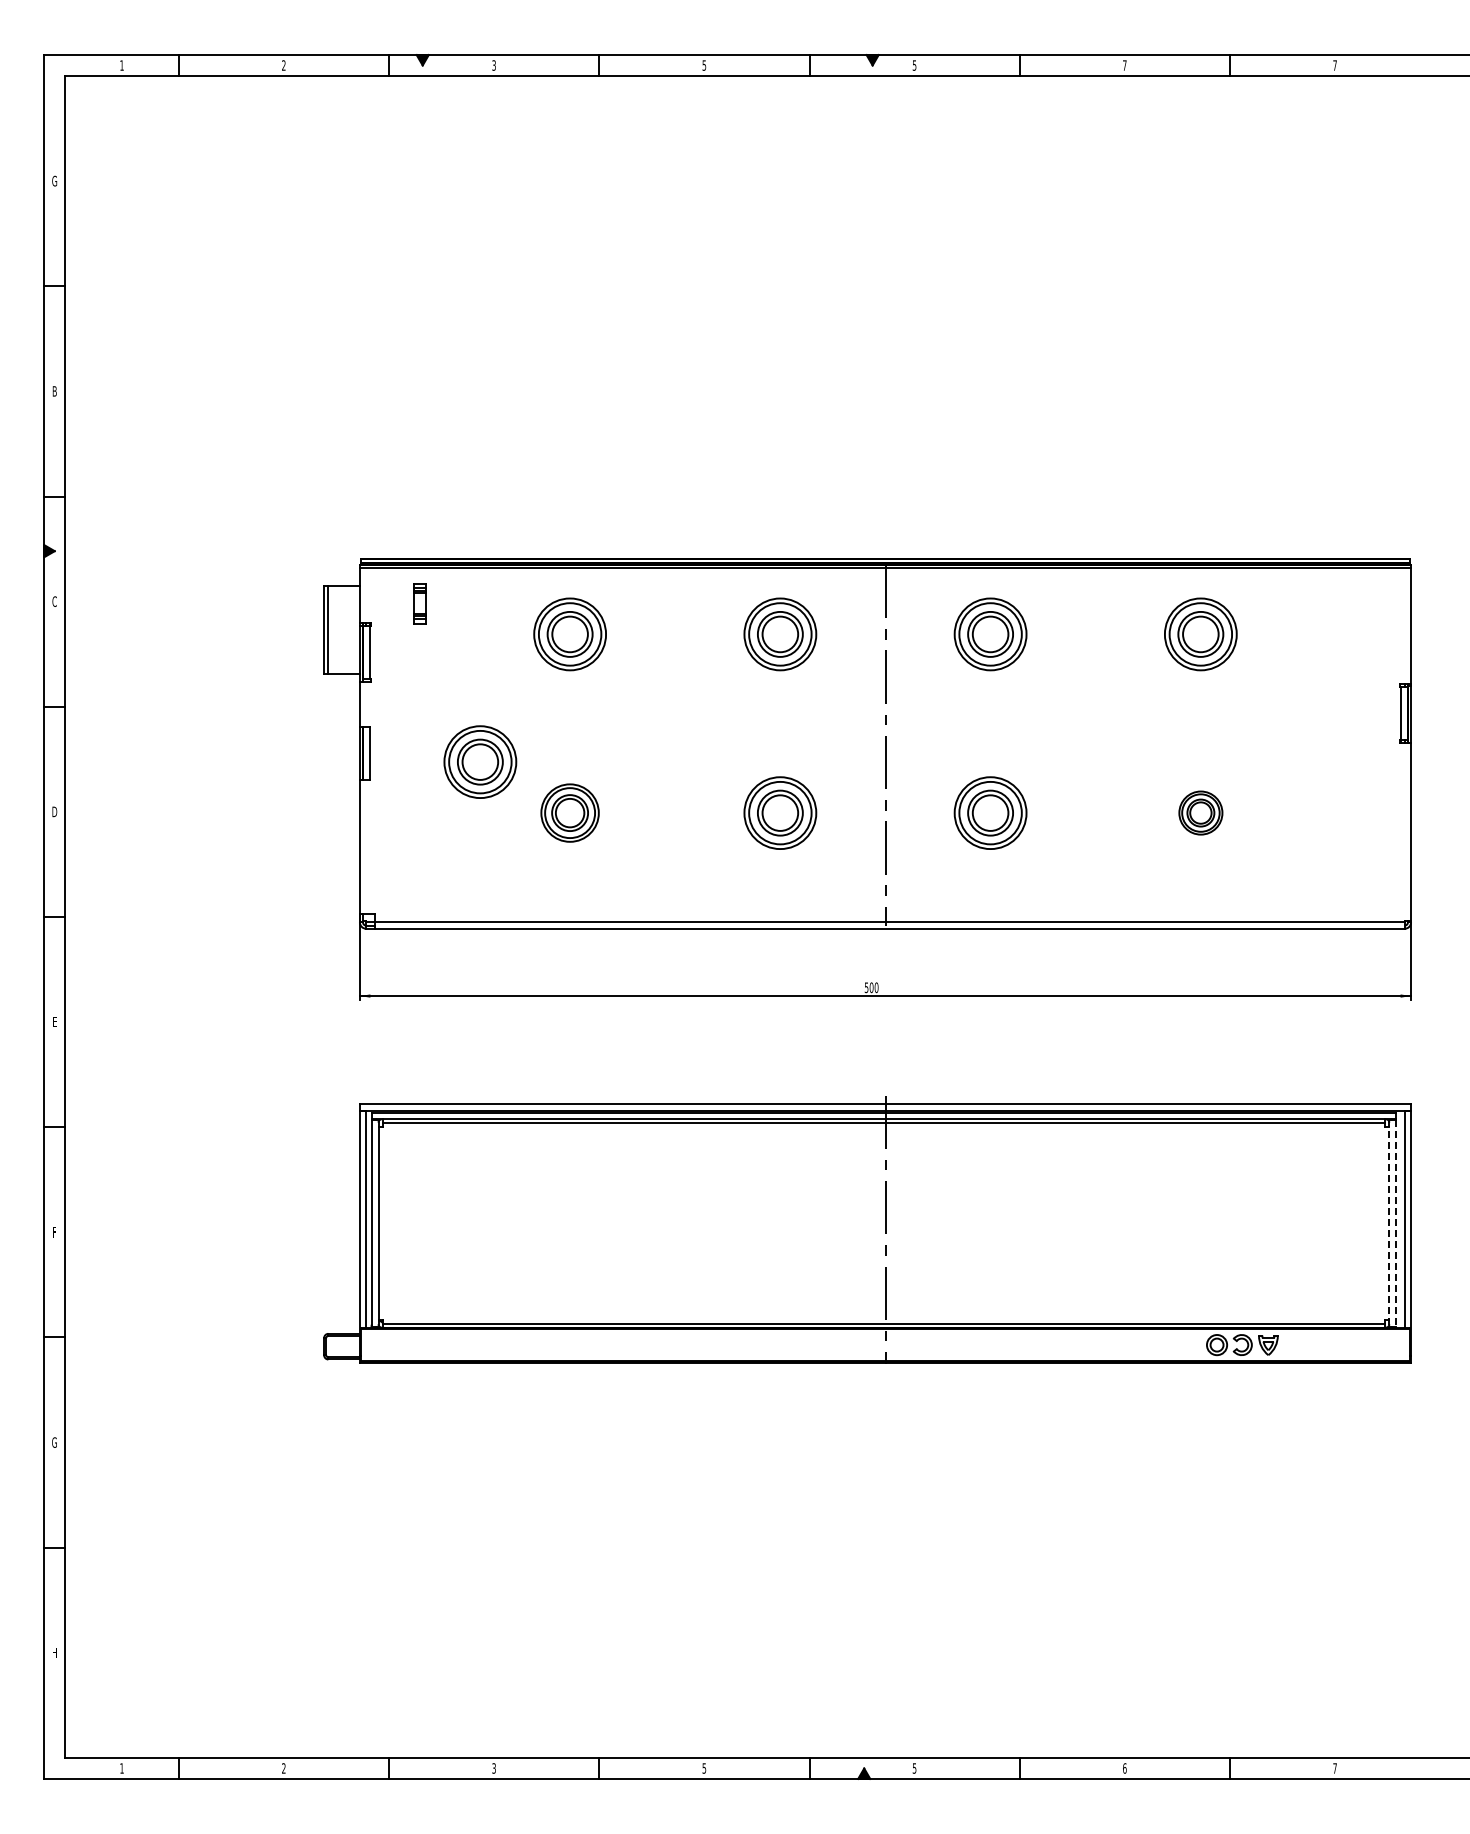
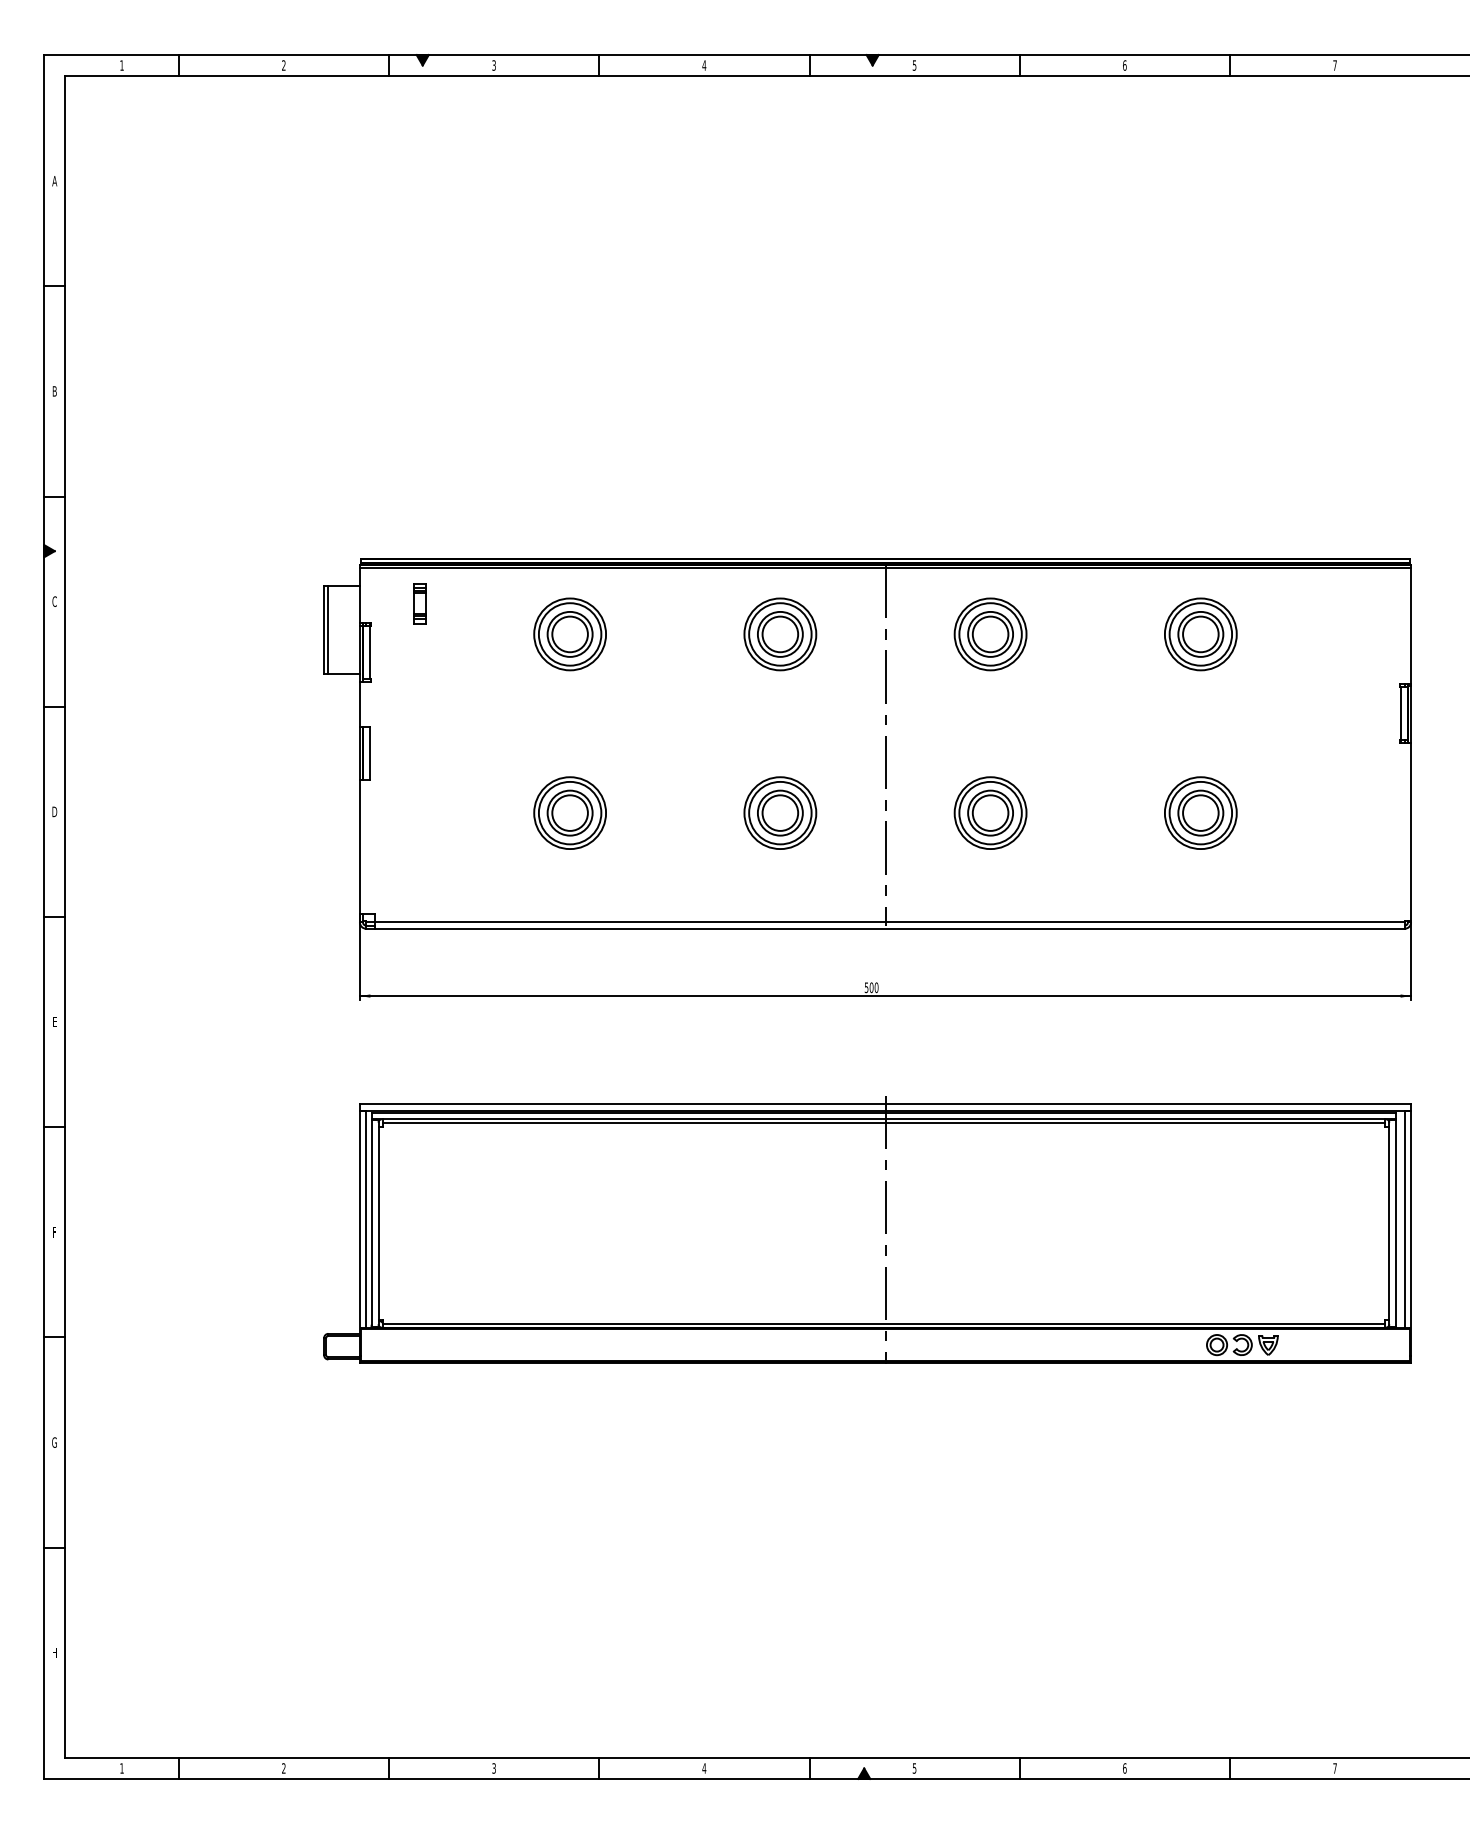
text: 5 -> 4 (704, 65)
text: 7 -> 6 (1124, 65)
text: G -> A (54, 180)
part: present -> none (480, 761)
part size: 60x60 px -> 74x74 px (569, 812)
part size: 46x46 px -> 74x74 px (1200, 812)
line: dashed -> solid (1389, 1223)
line: dashed -> solid (1395, 1223)
text: 5 -> 4 (704, 1768)
